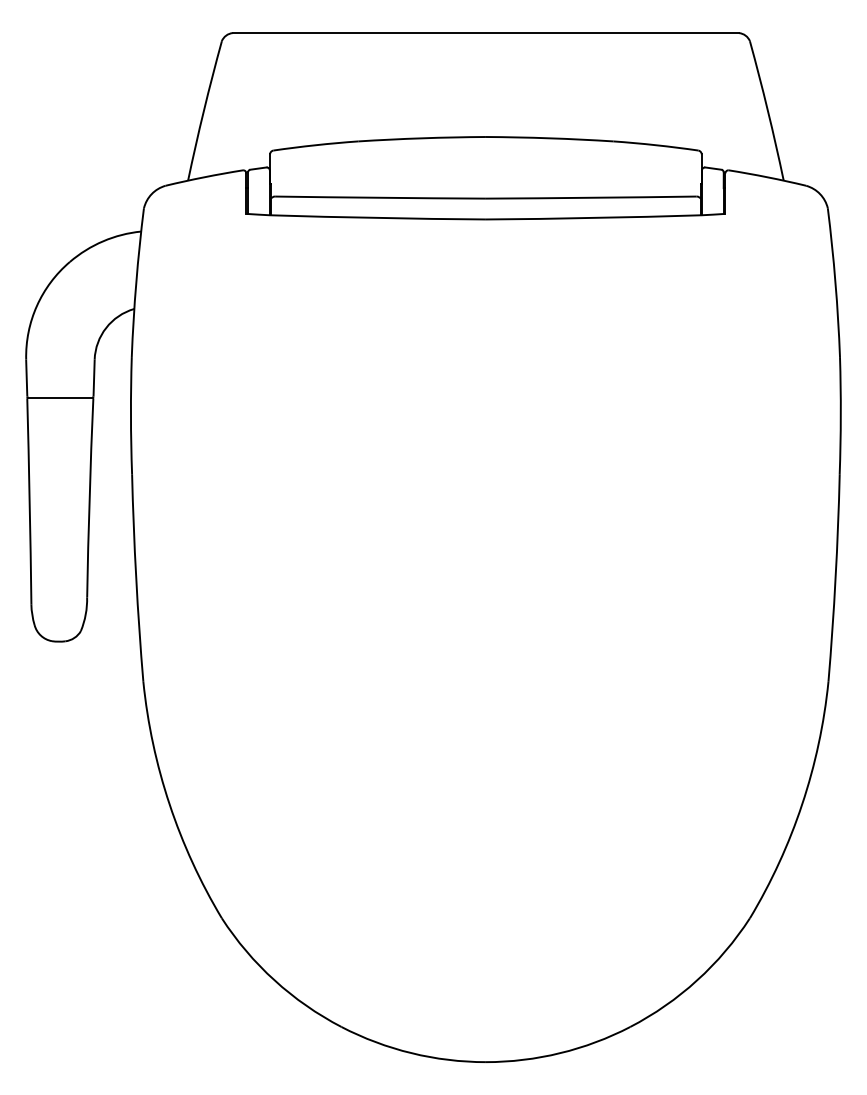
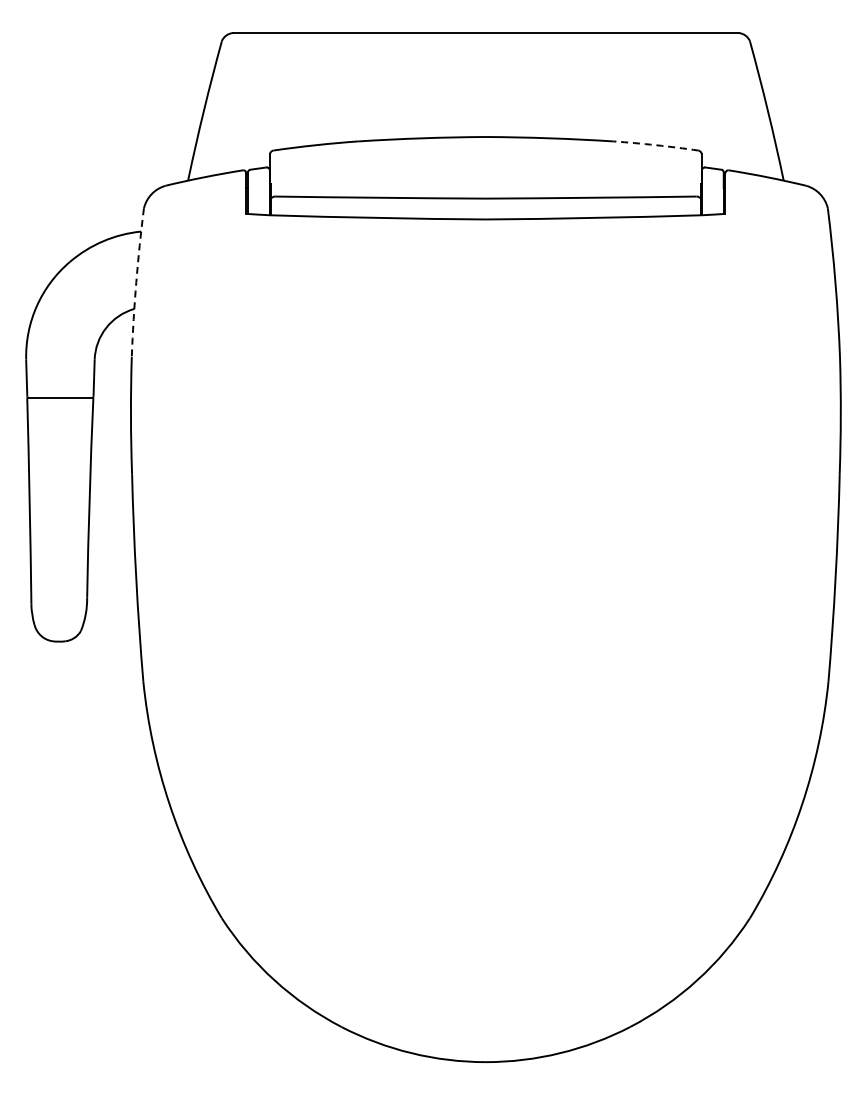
arc: solid -> dashed (656, 145)
arc: solid -> dashed (136, 282)
